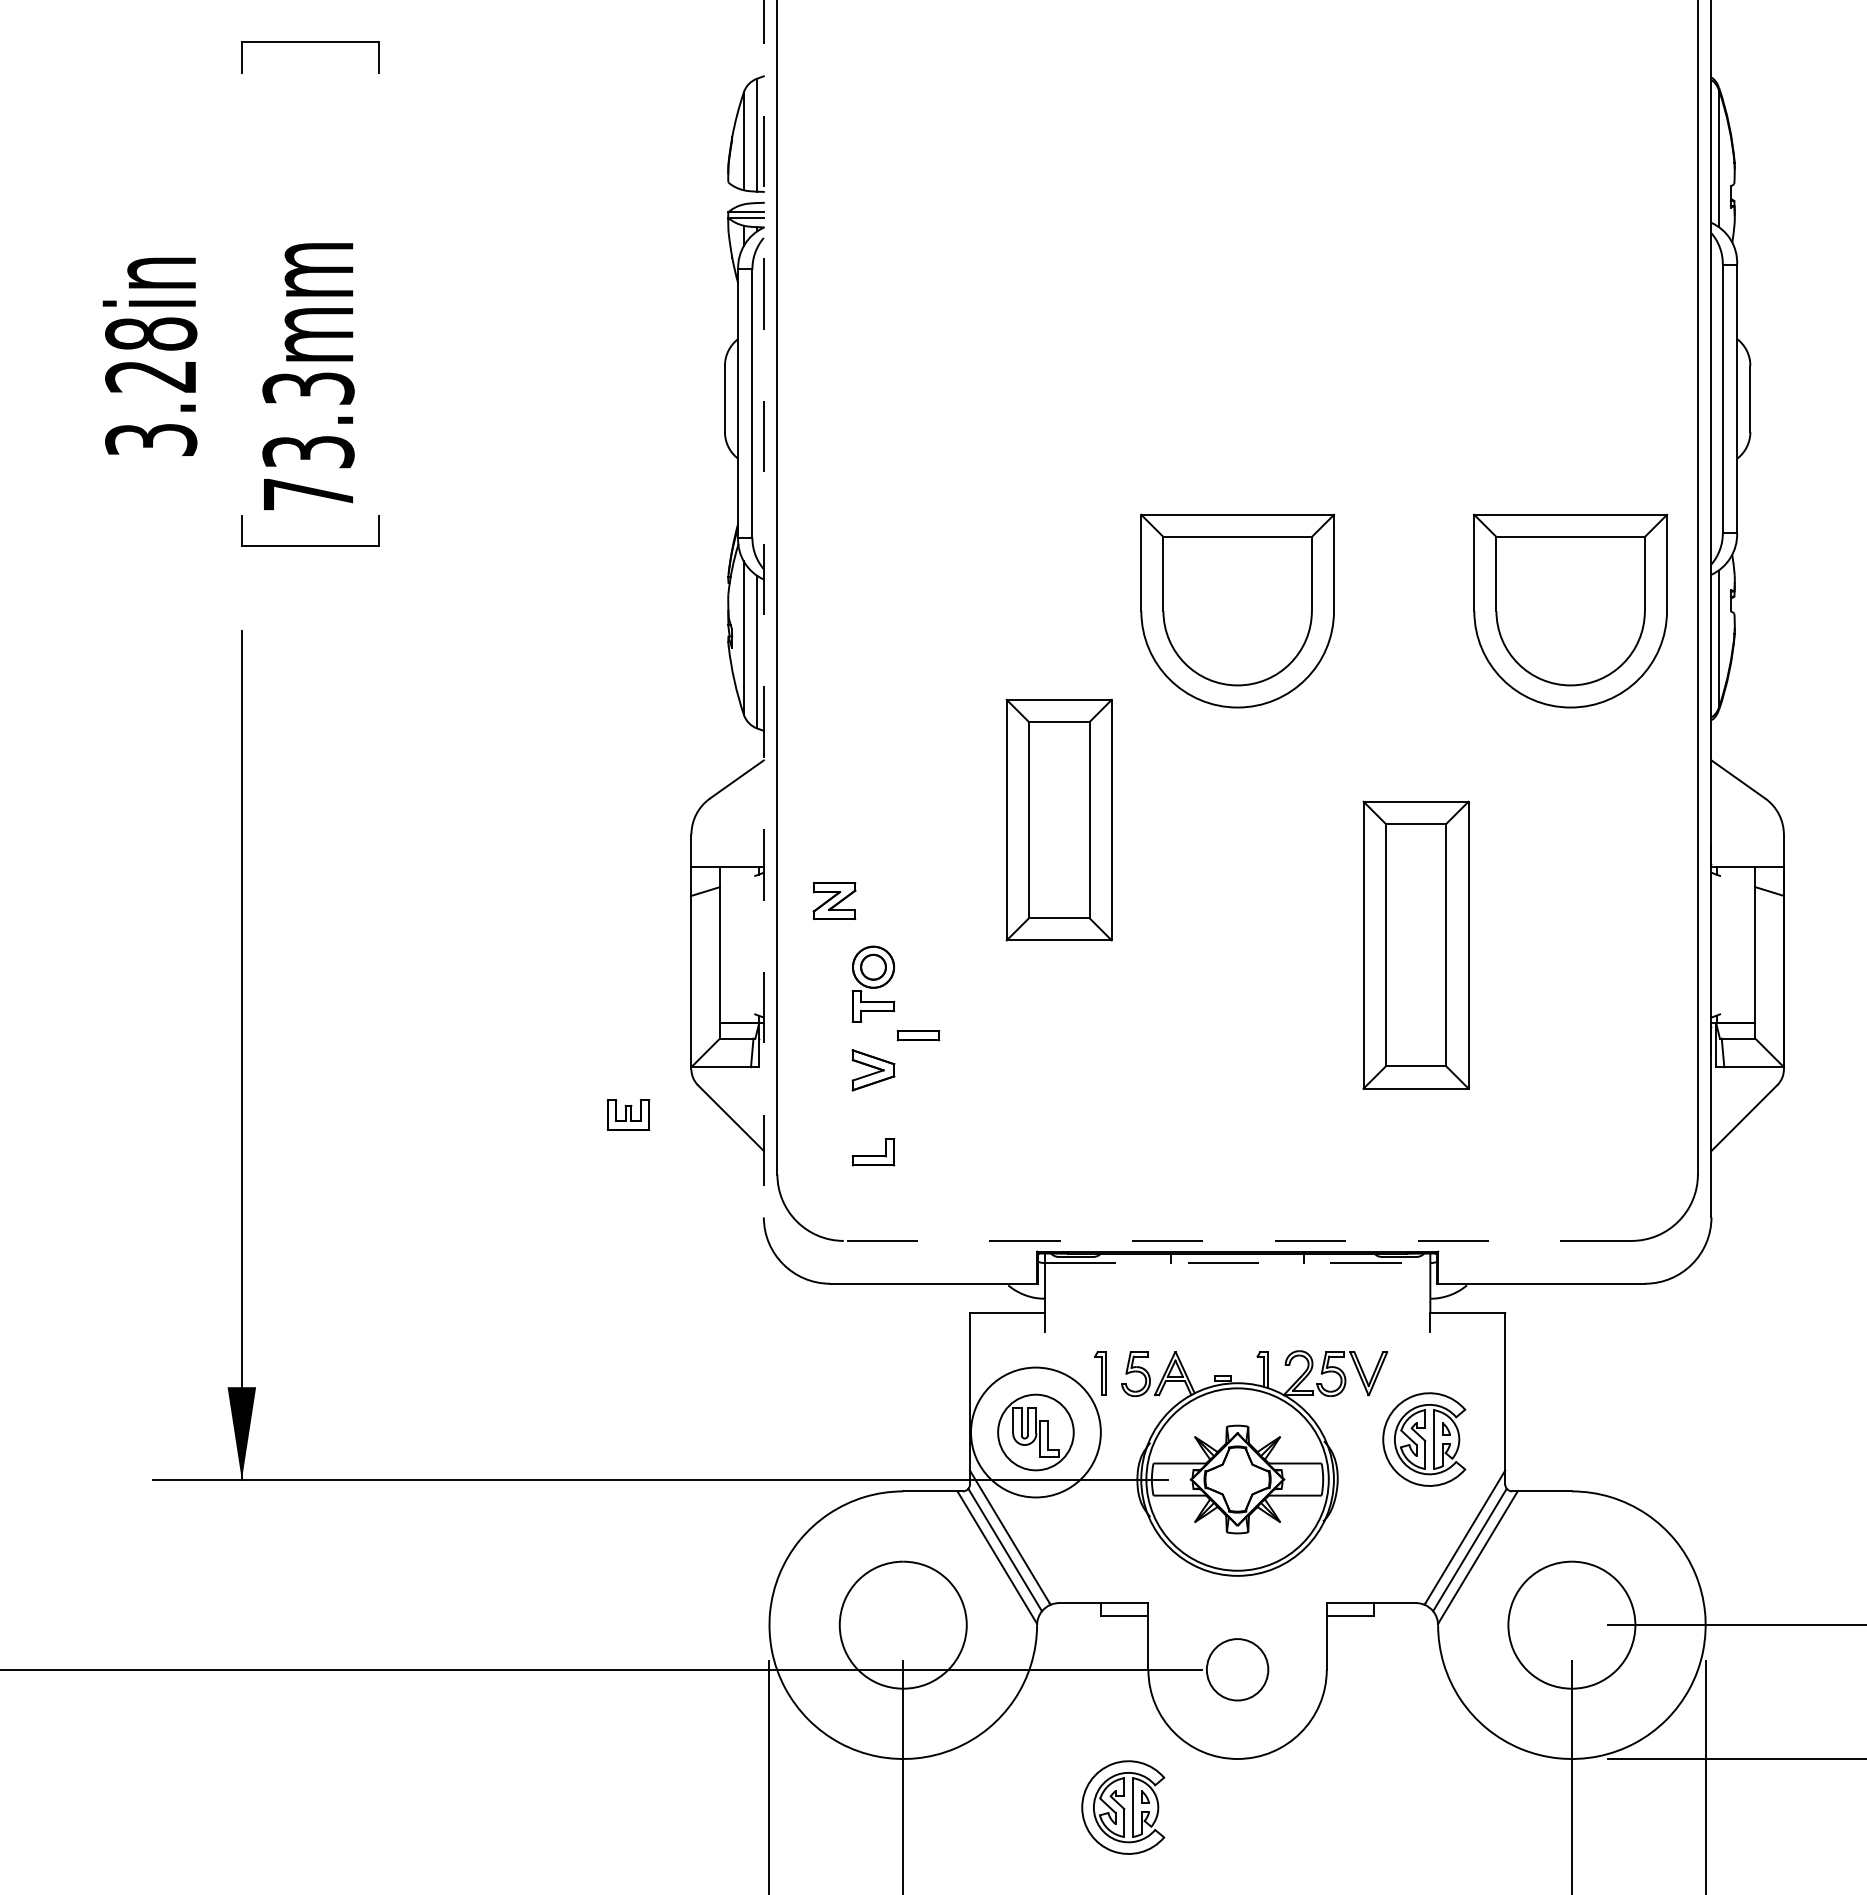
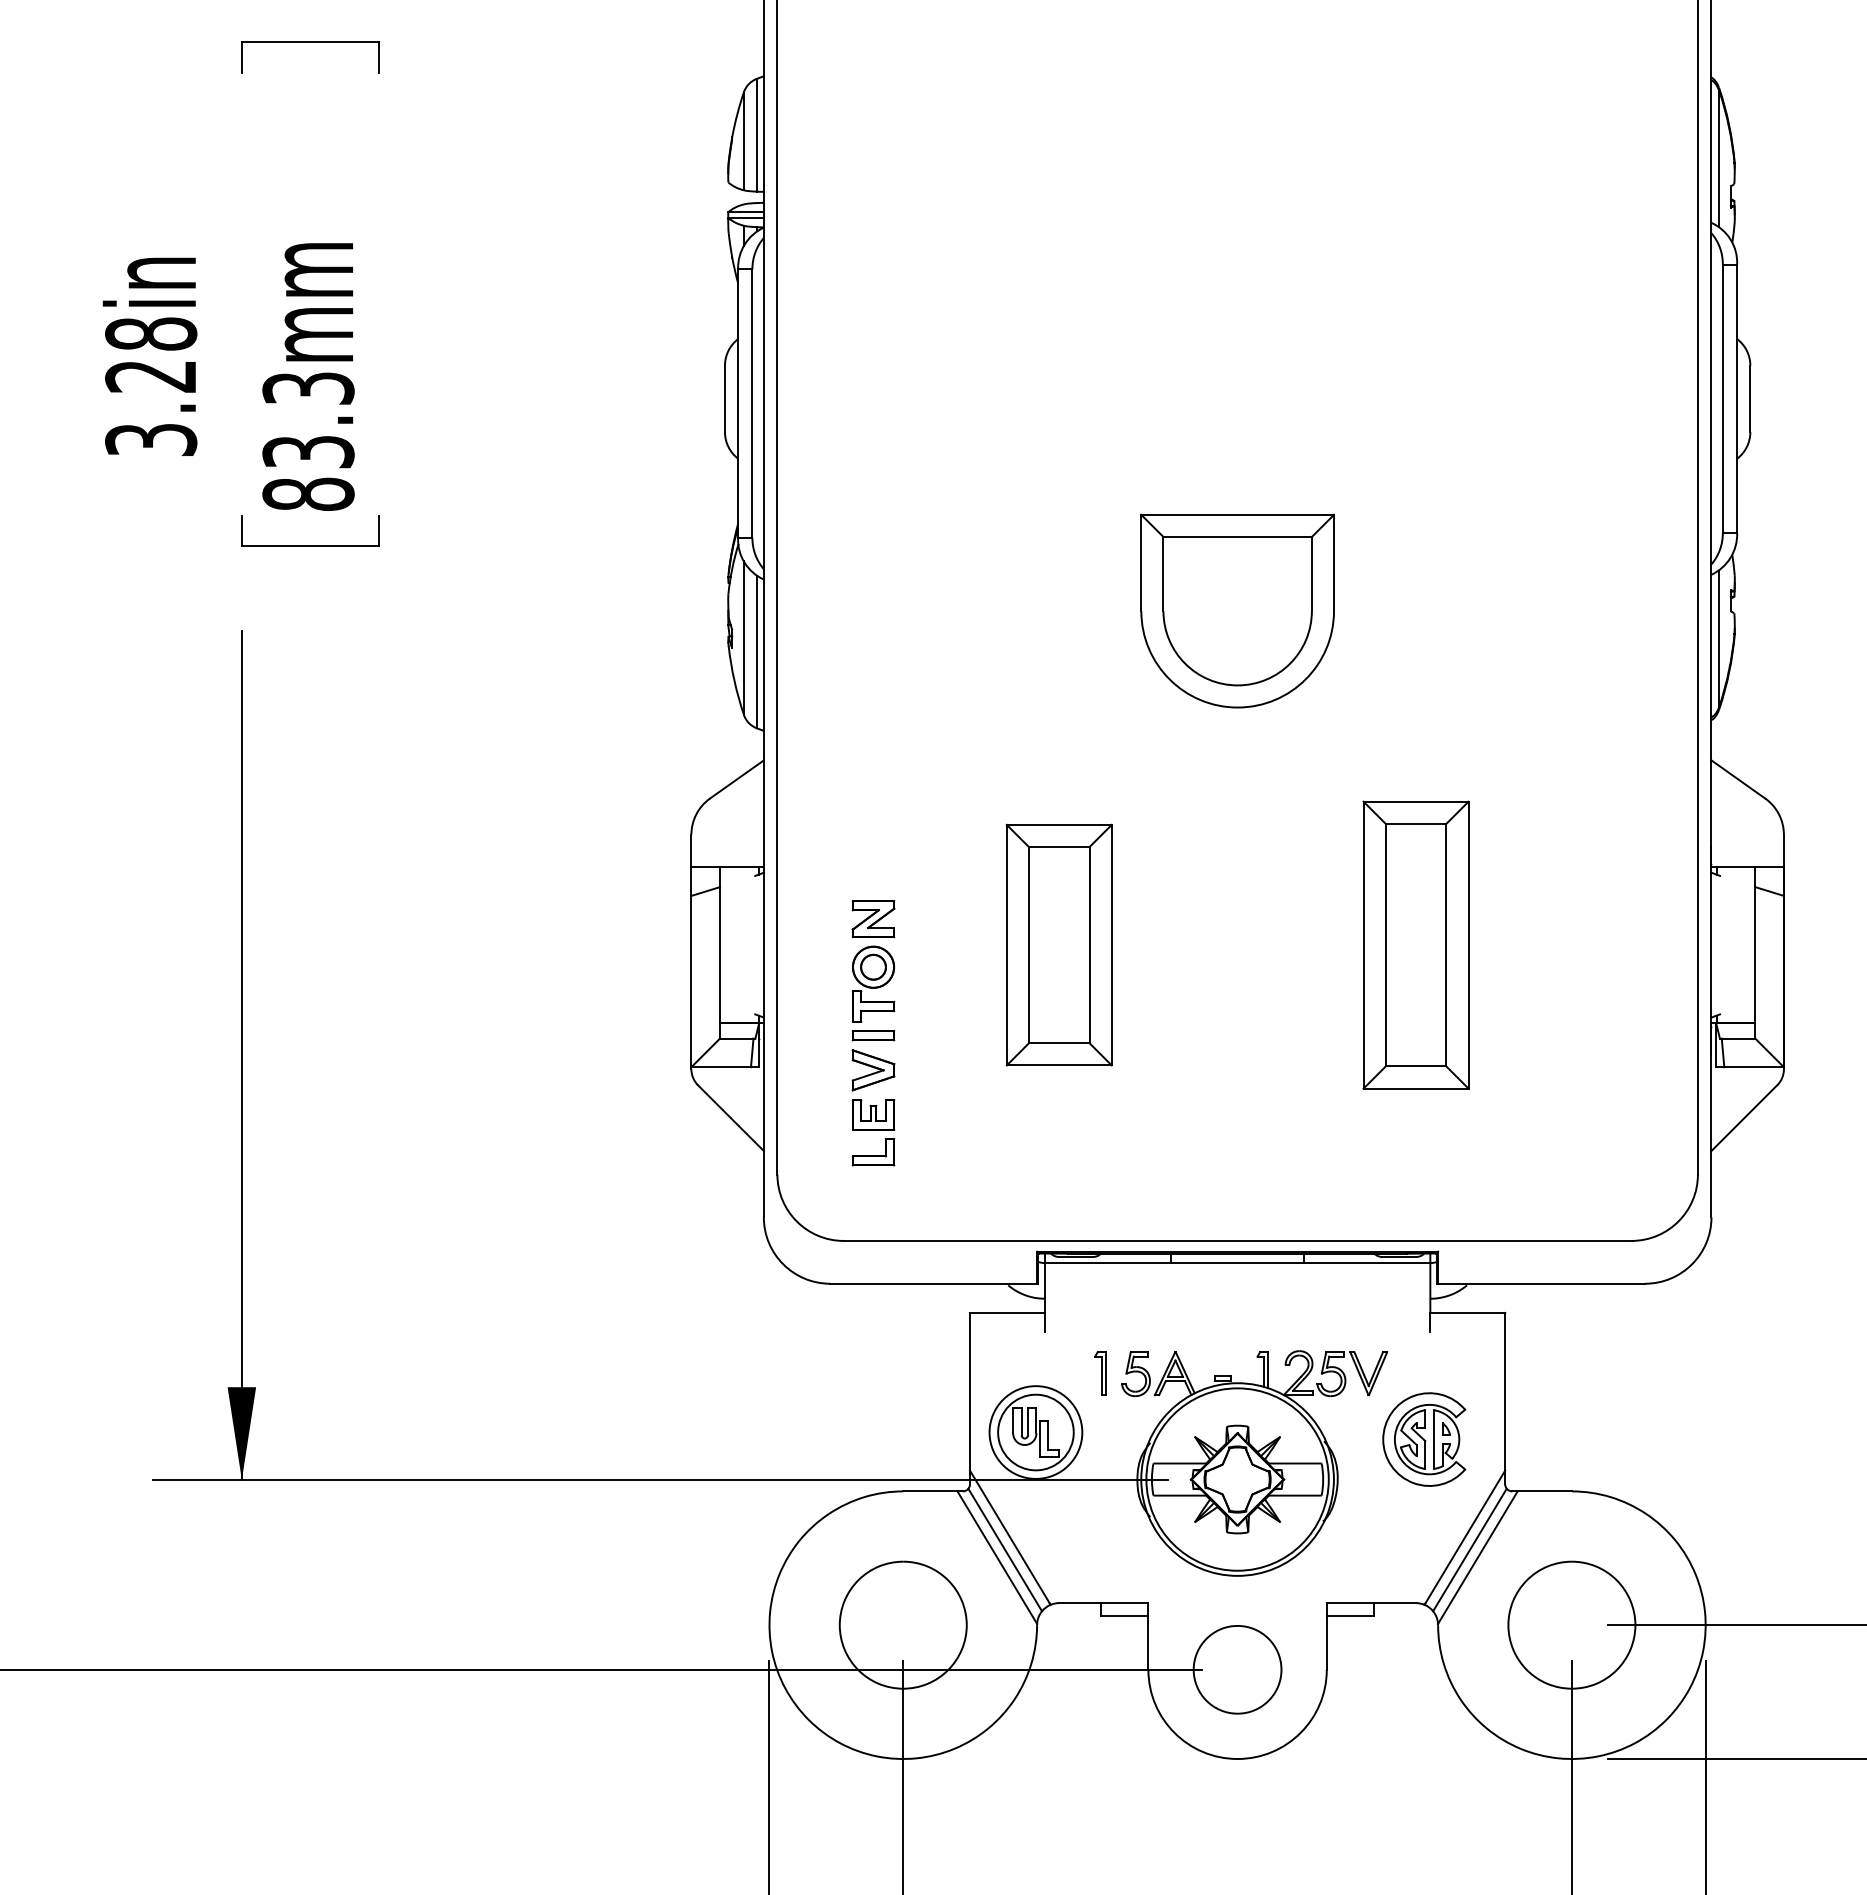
text: 73.3mm -> 83.3mm (308, 493)
line: dashed -> solid (763, 609)
part: present -> none (1570, 610)
part position: (1058, 819) -> (1058, 944) (1058, 944)
part position: (834, 900) -> (873, 918) (873, 918)
part position: (918, 1035) -> (873, 1035) (873, 1035)
part position: (628, 1114) -> (873, 1114) (873, 1114)
line: dashed -> solid (1237, 1240)
line: dashed -> solid (1237, 1263)
circle diameter: 130 px -> 93 px (1035, 1432)
circle diameter: 61 px -> 88 px (1237, 1669)
part: present -> none (1123, 1807)
